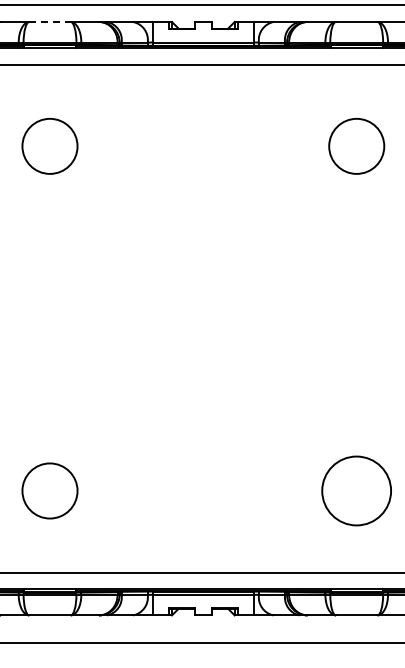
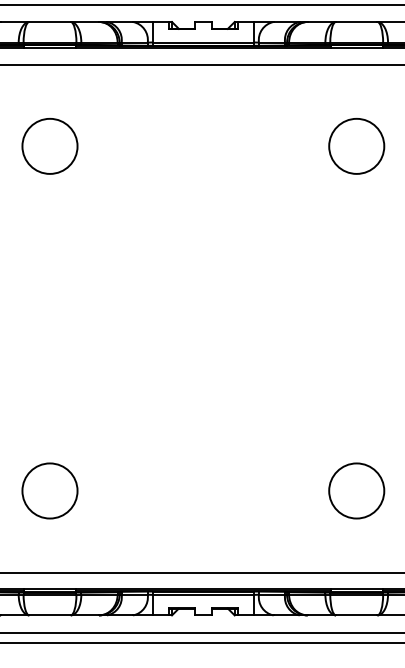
line: dashed -> solid (50, 22)
circle size: 71x72 px -> 58x58 px (356, 490)
line: none -> present (201, 632)
